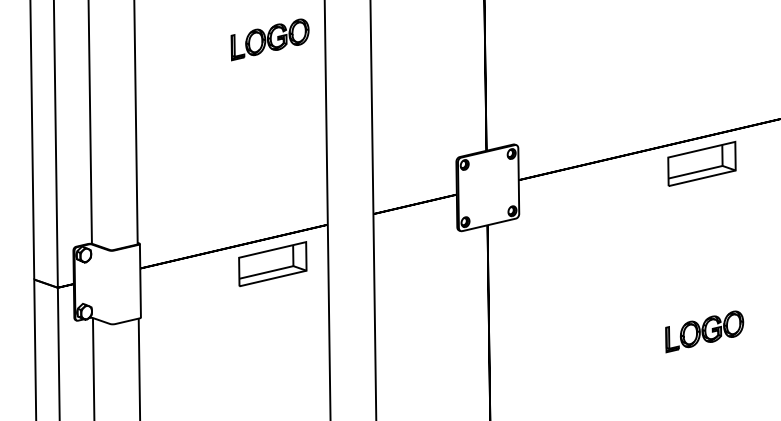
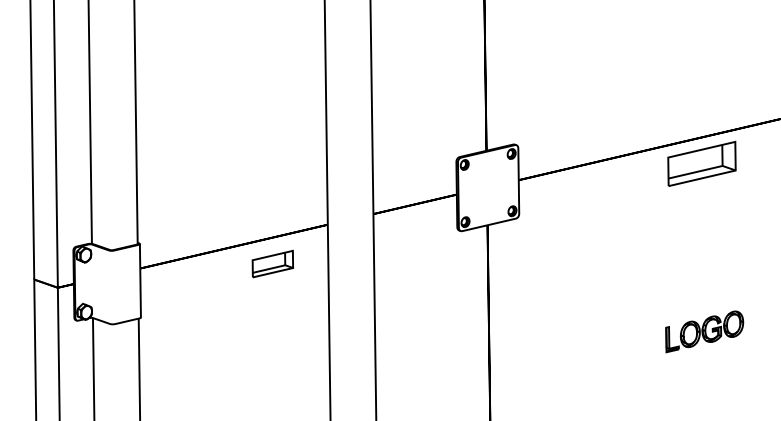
part: present -> none (269, 39)
part size: 70x46 px -> 43x30 px (272, 263)
